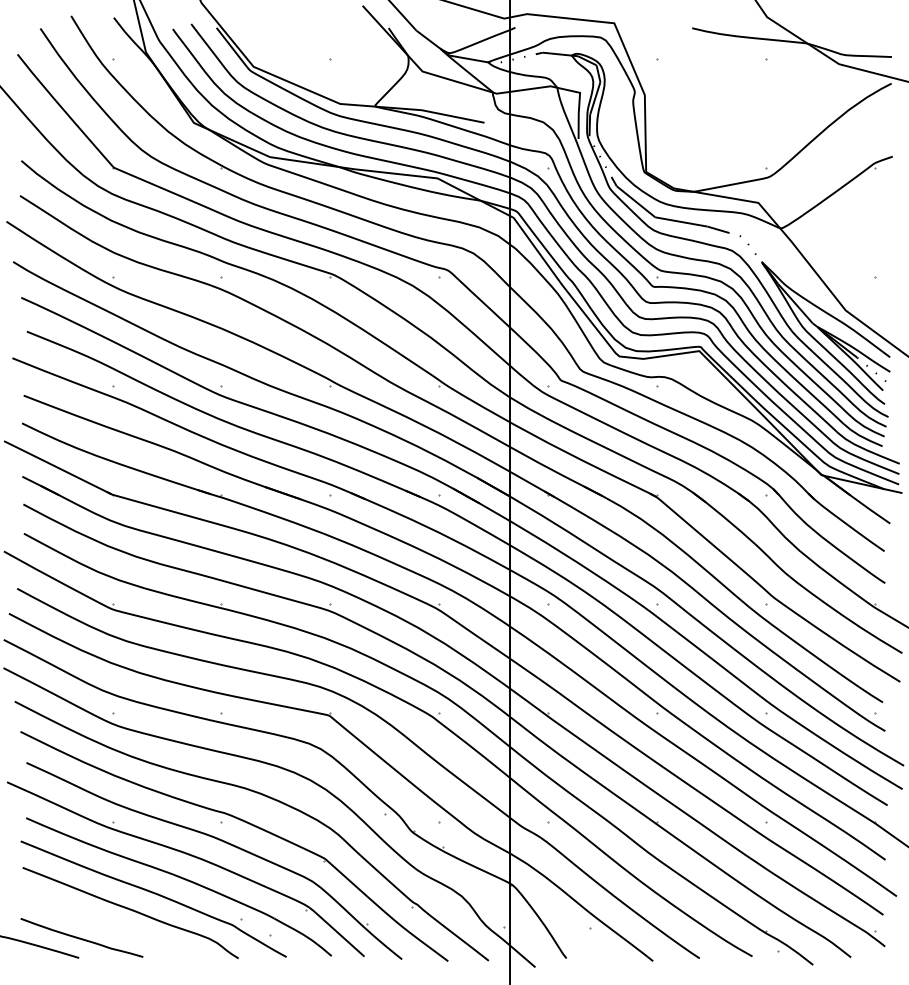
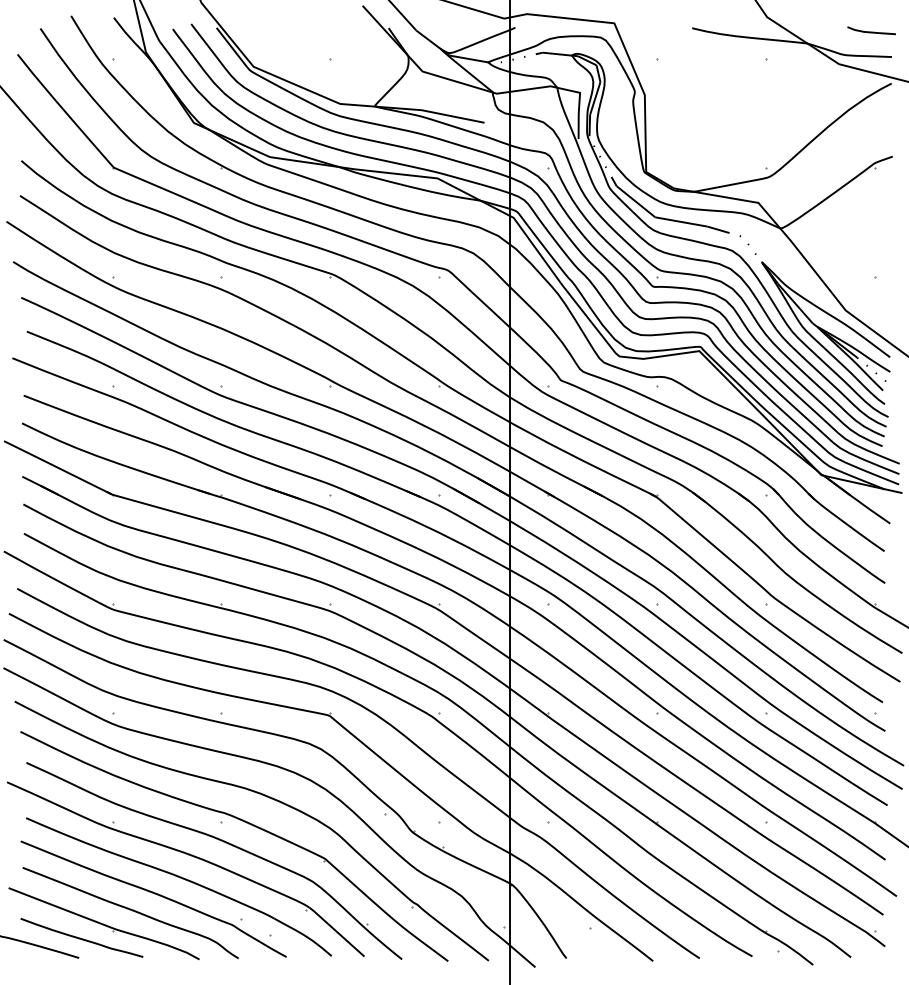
line: none -> present (871, 31)
part: none -> present (103, 923)
